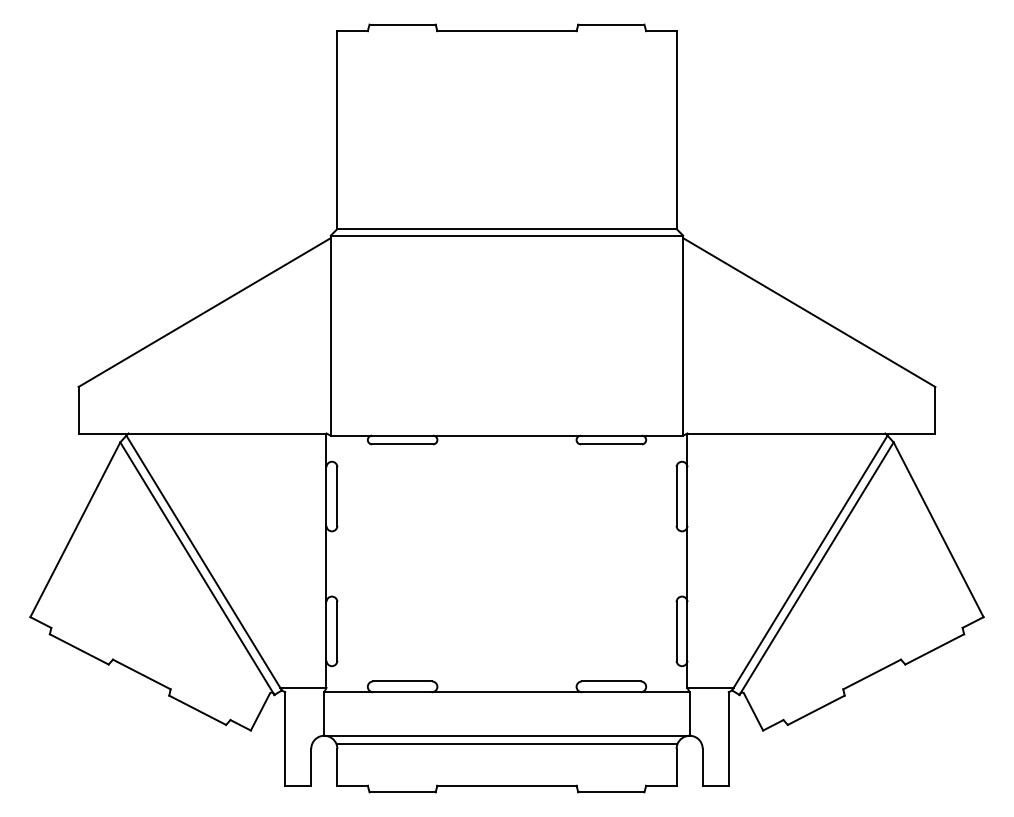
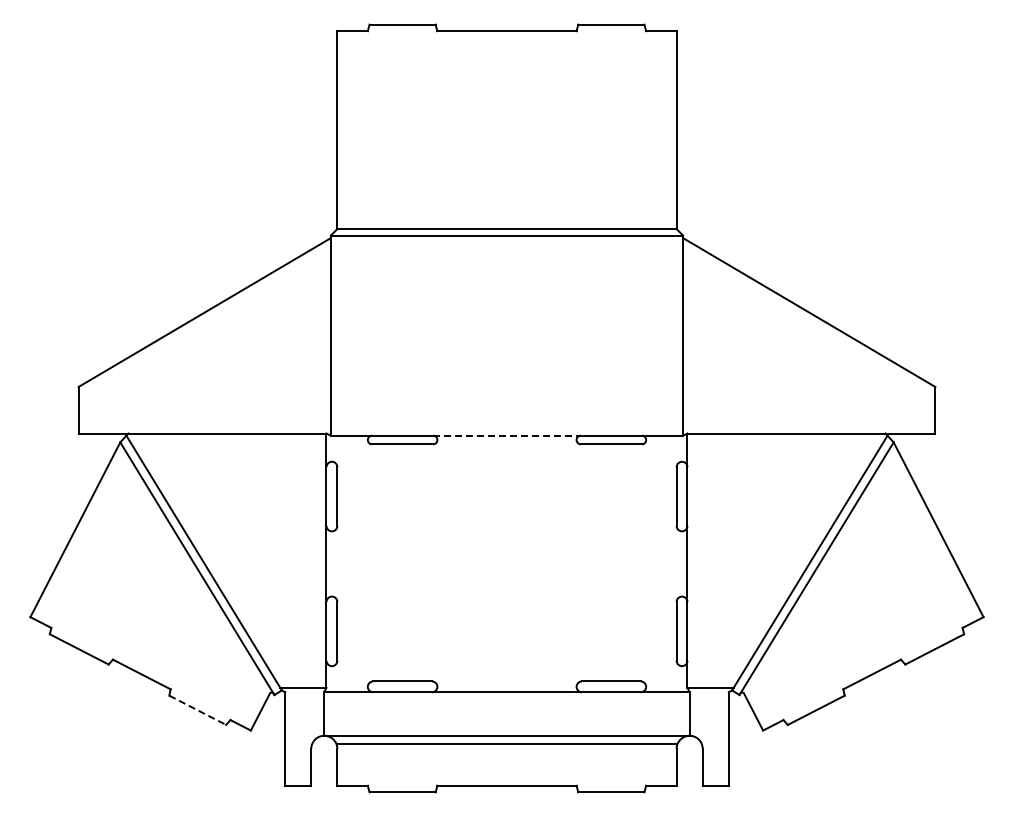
line: solid -> dashed (507, 435)
line: solid -> dashed (197, 710)
